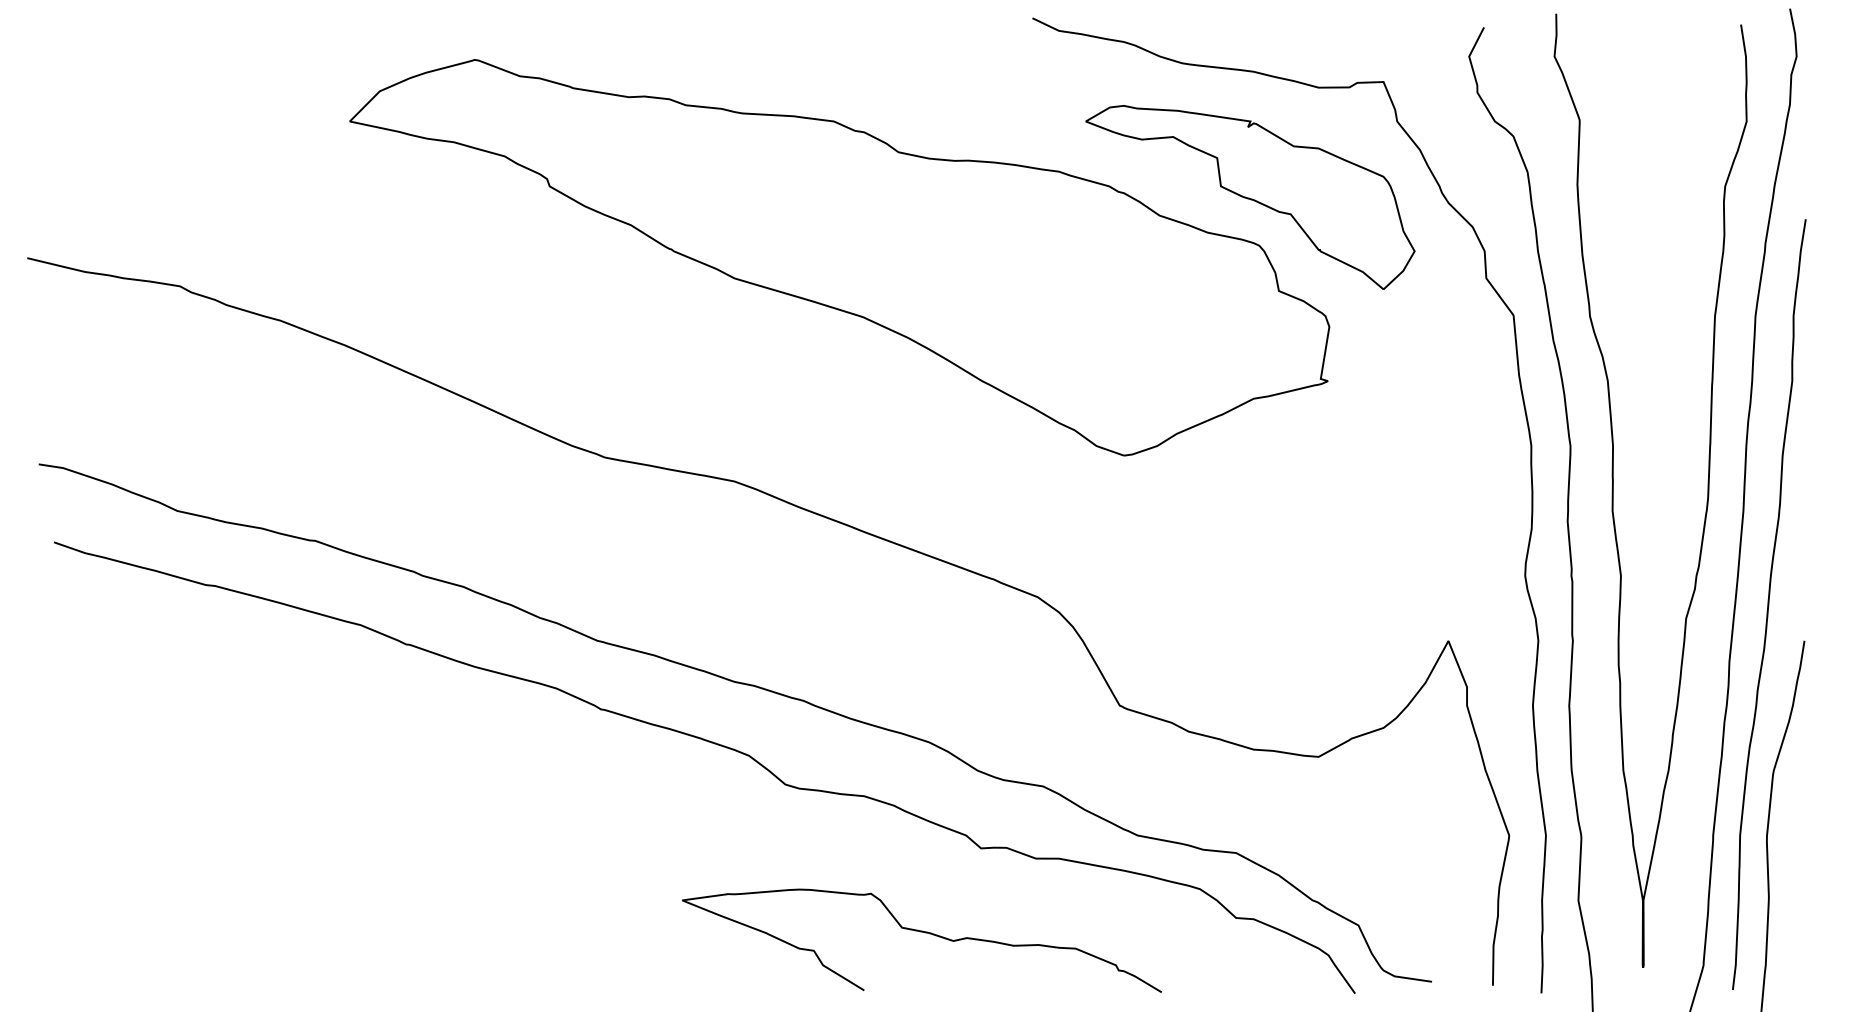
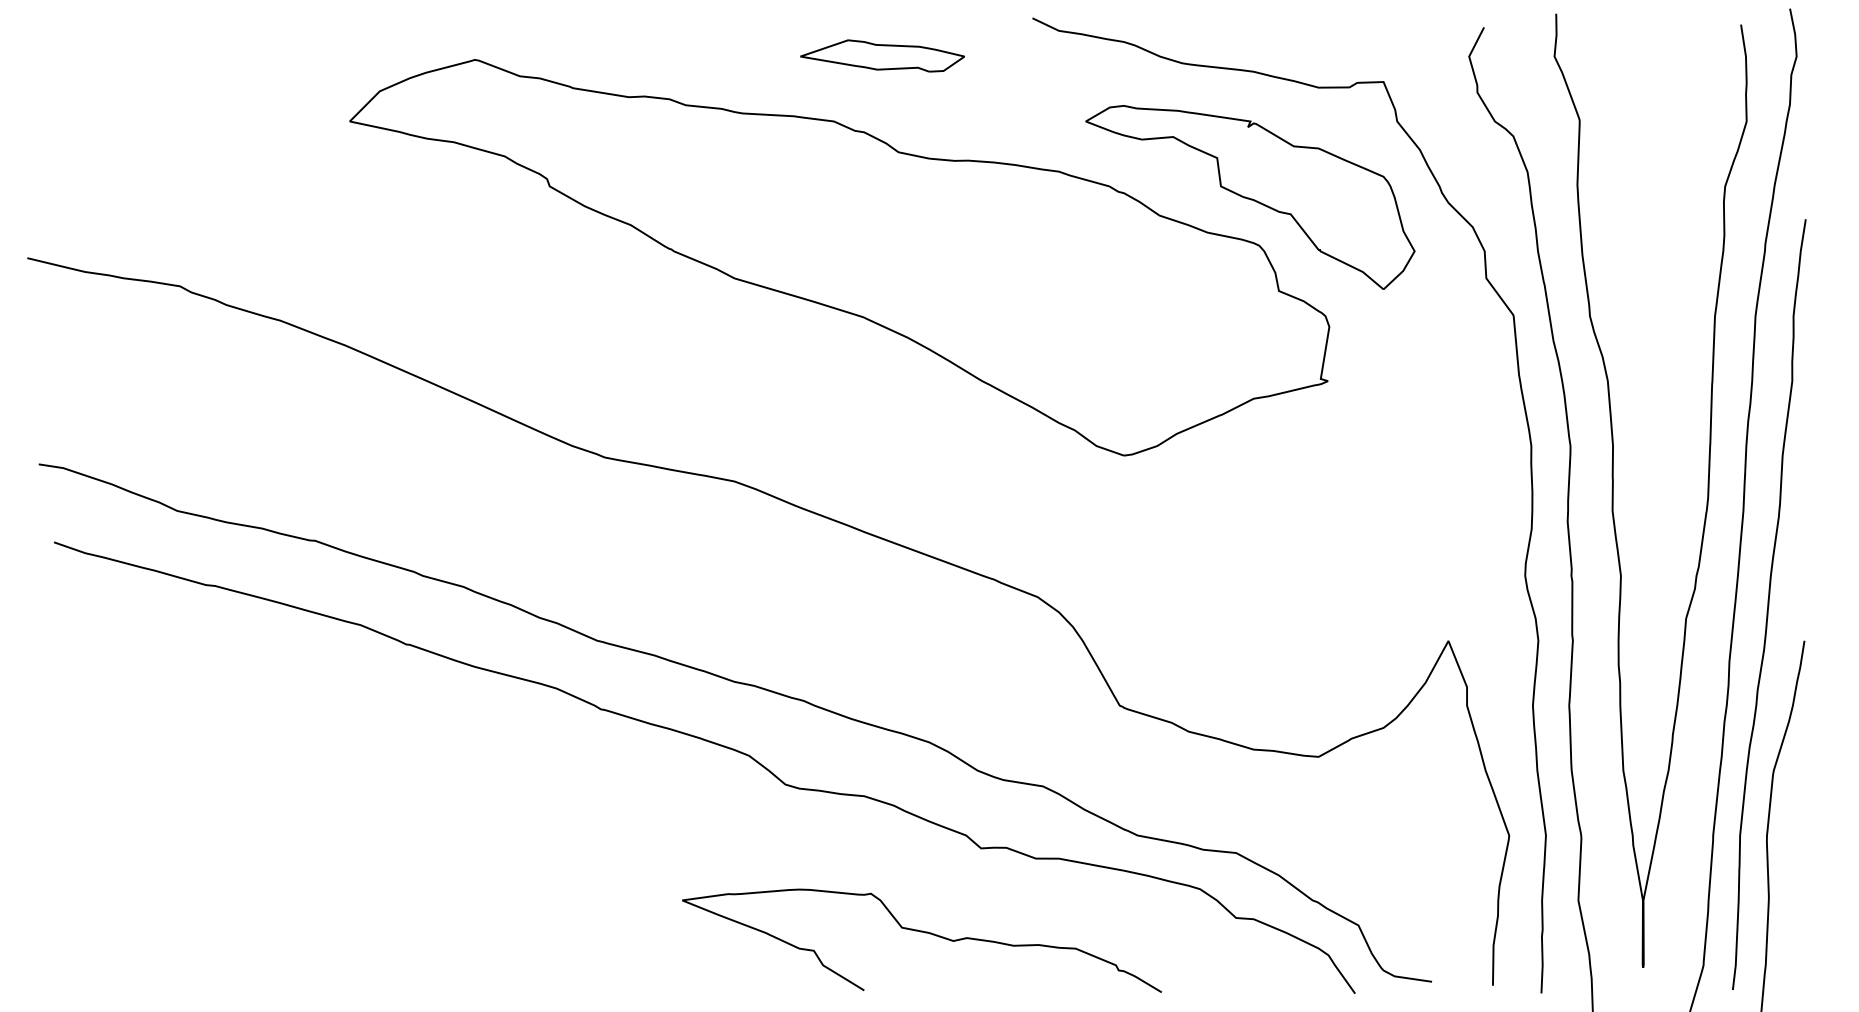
part: none -> present (882, 55)
